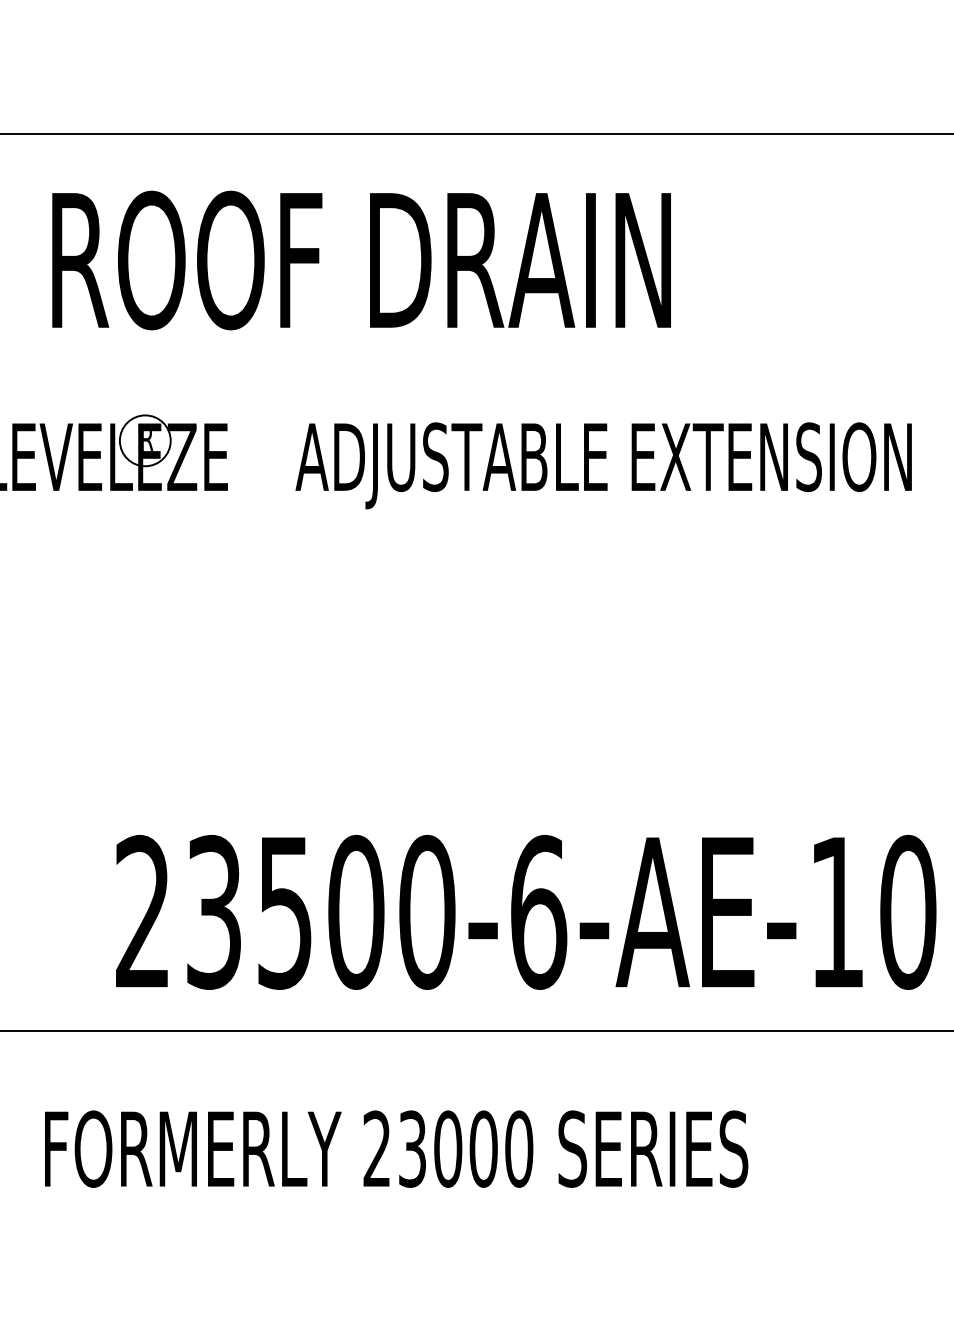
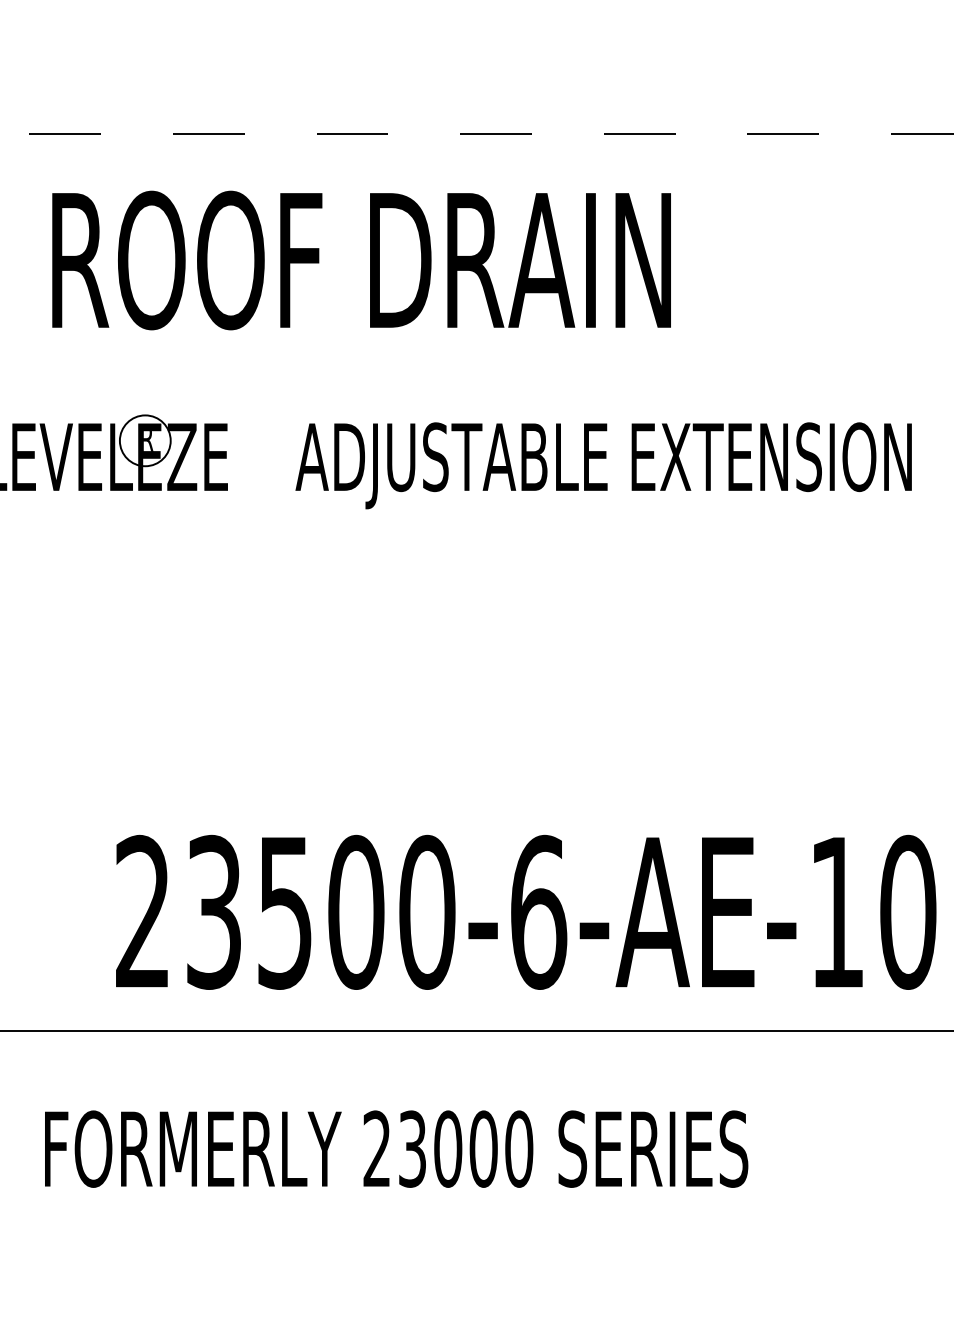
line: solid -> dashed (476, 134)
